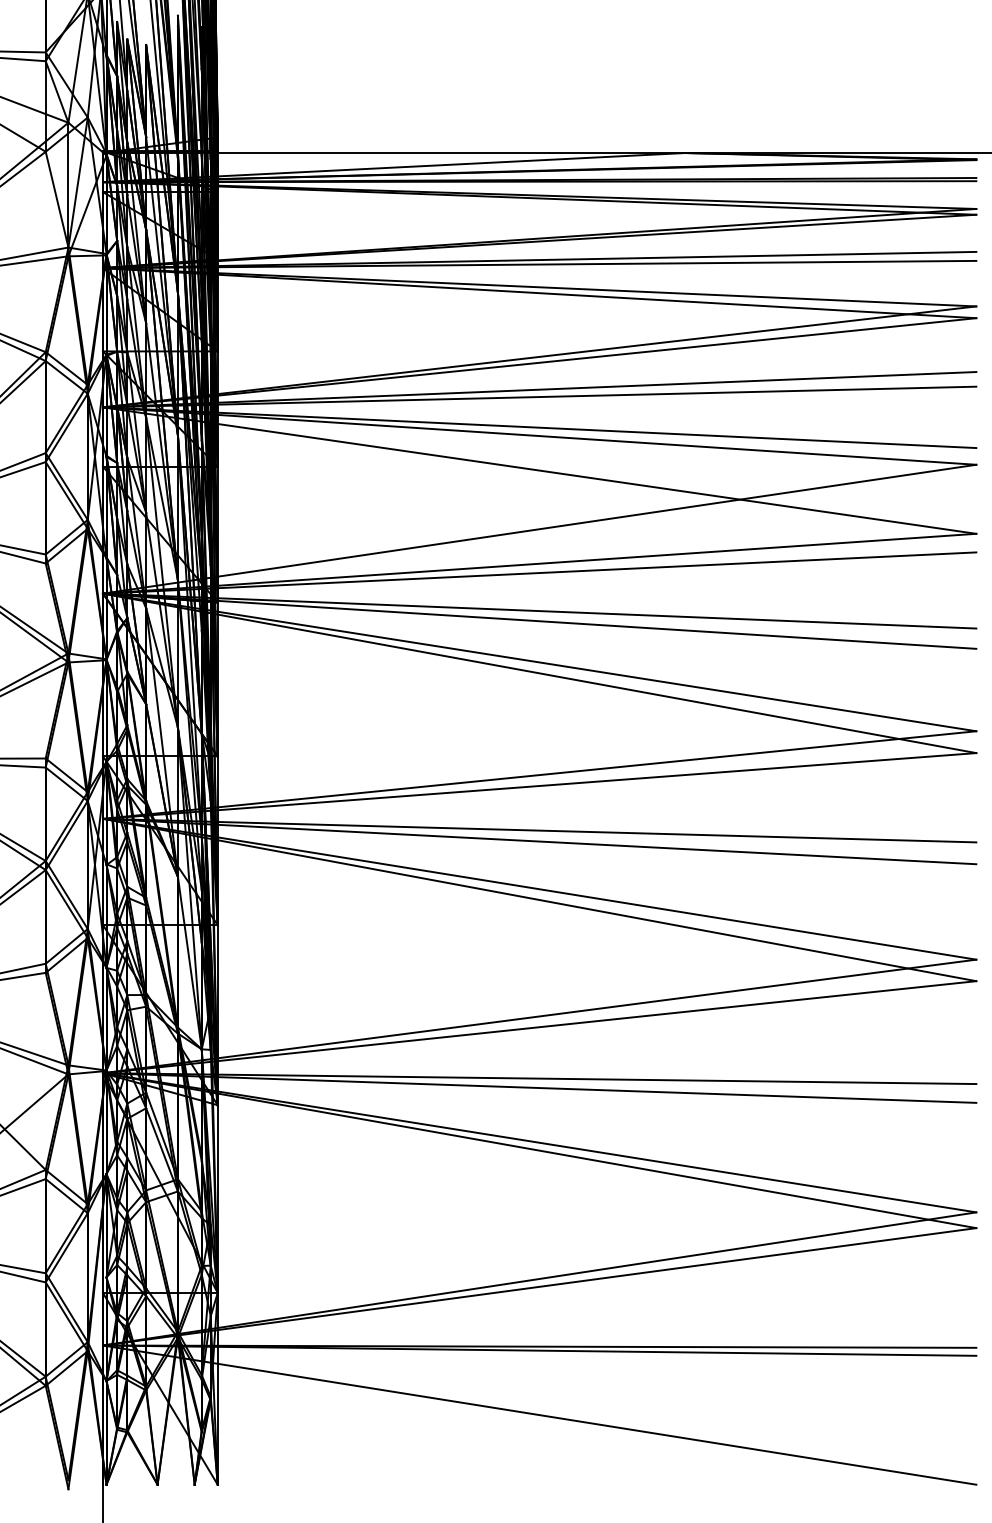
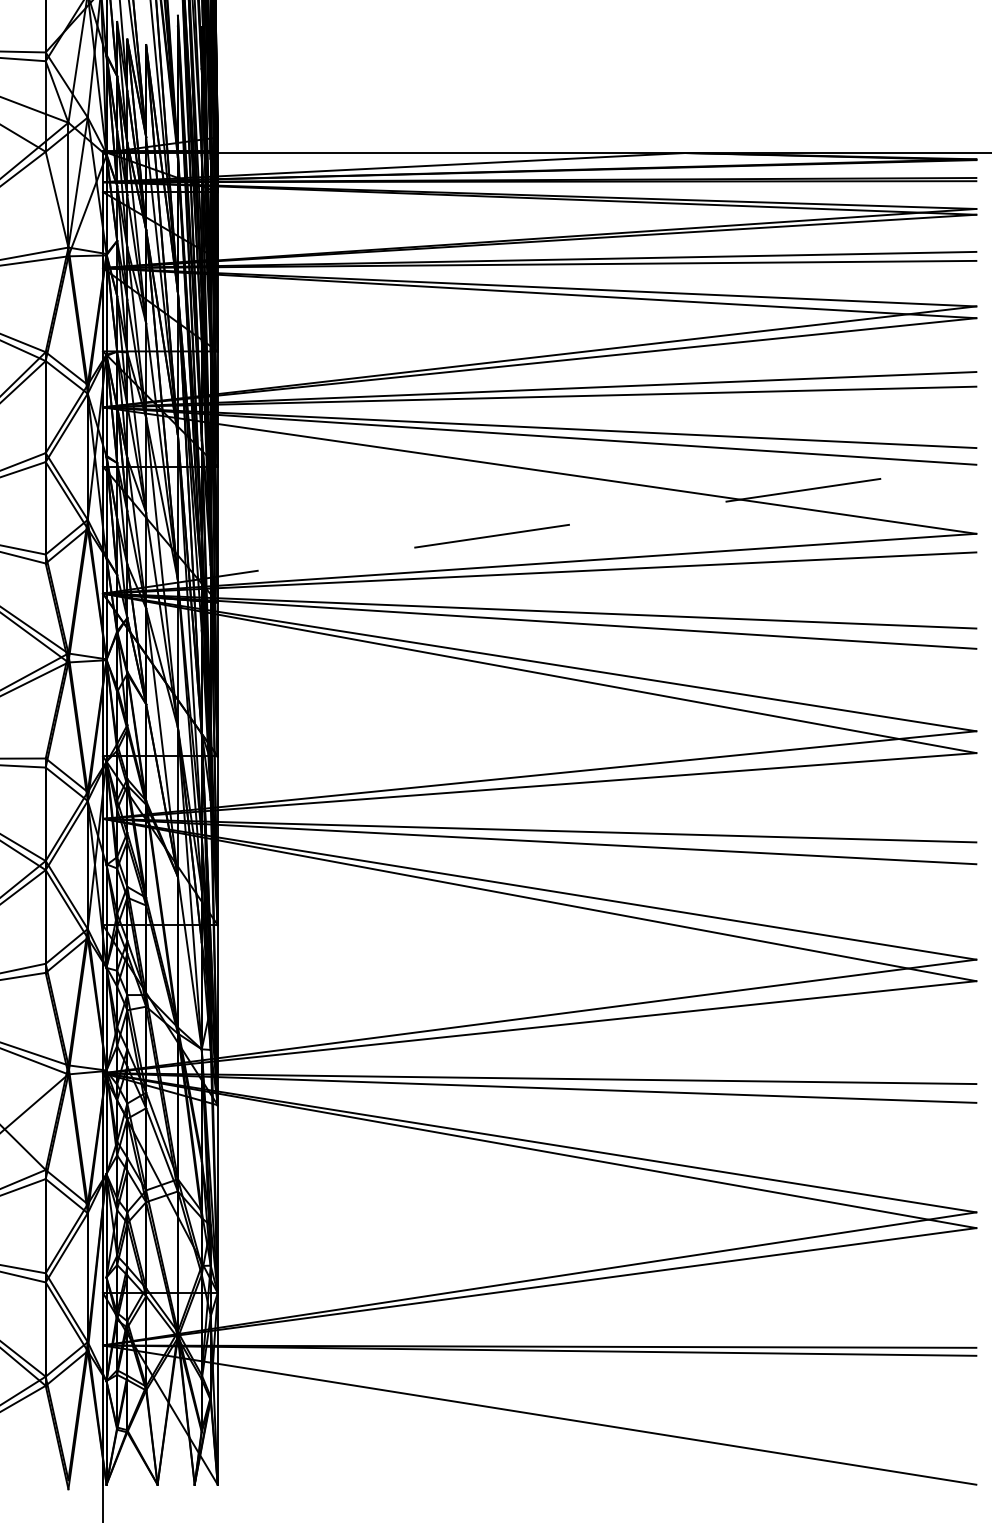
line: solid -> dashed (540, 529)
